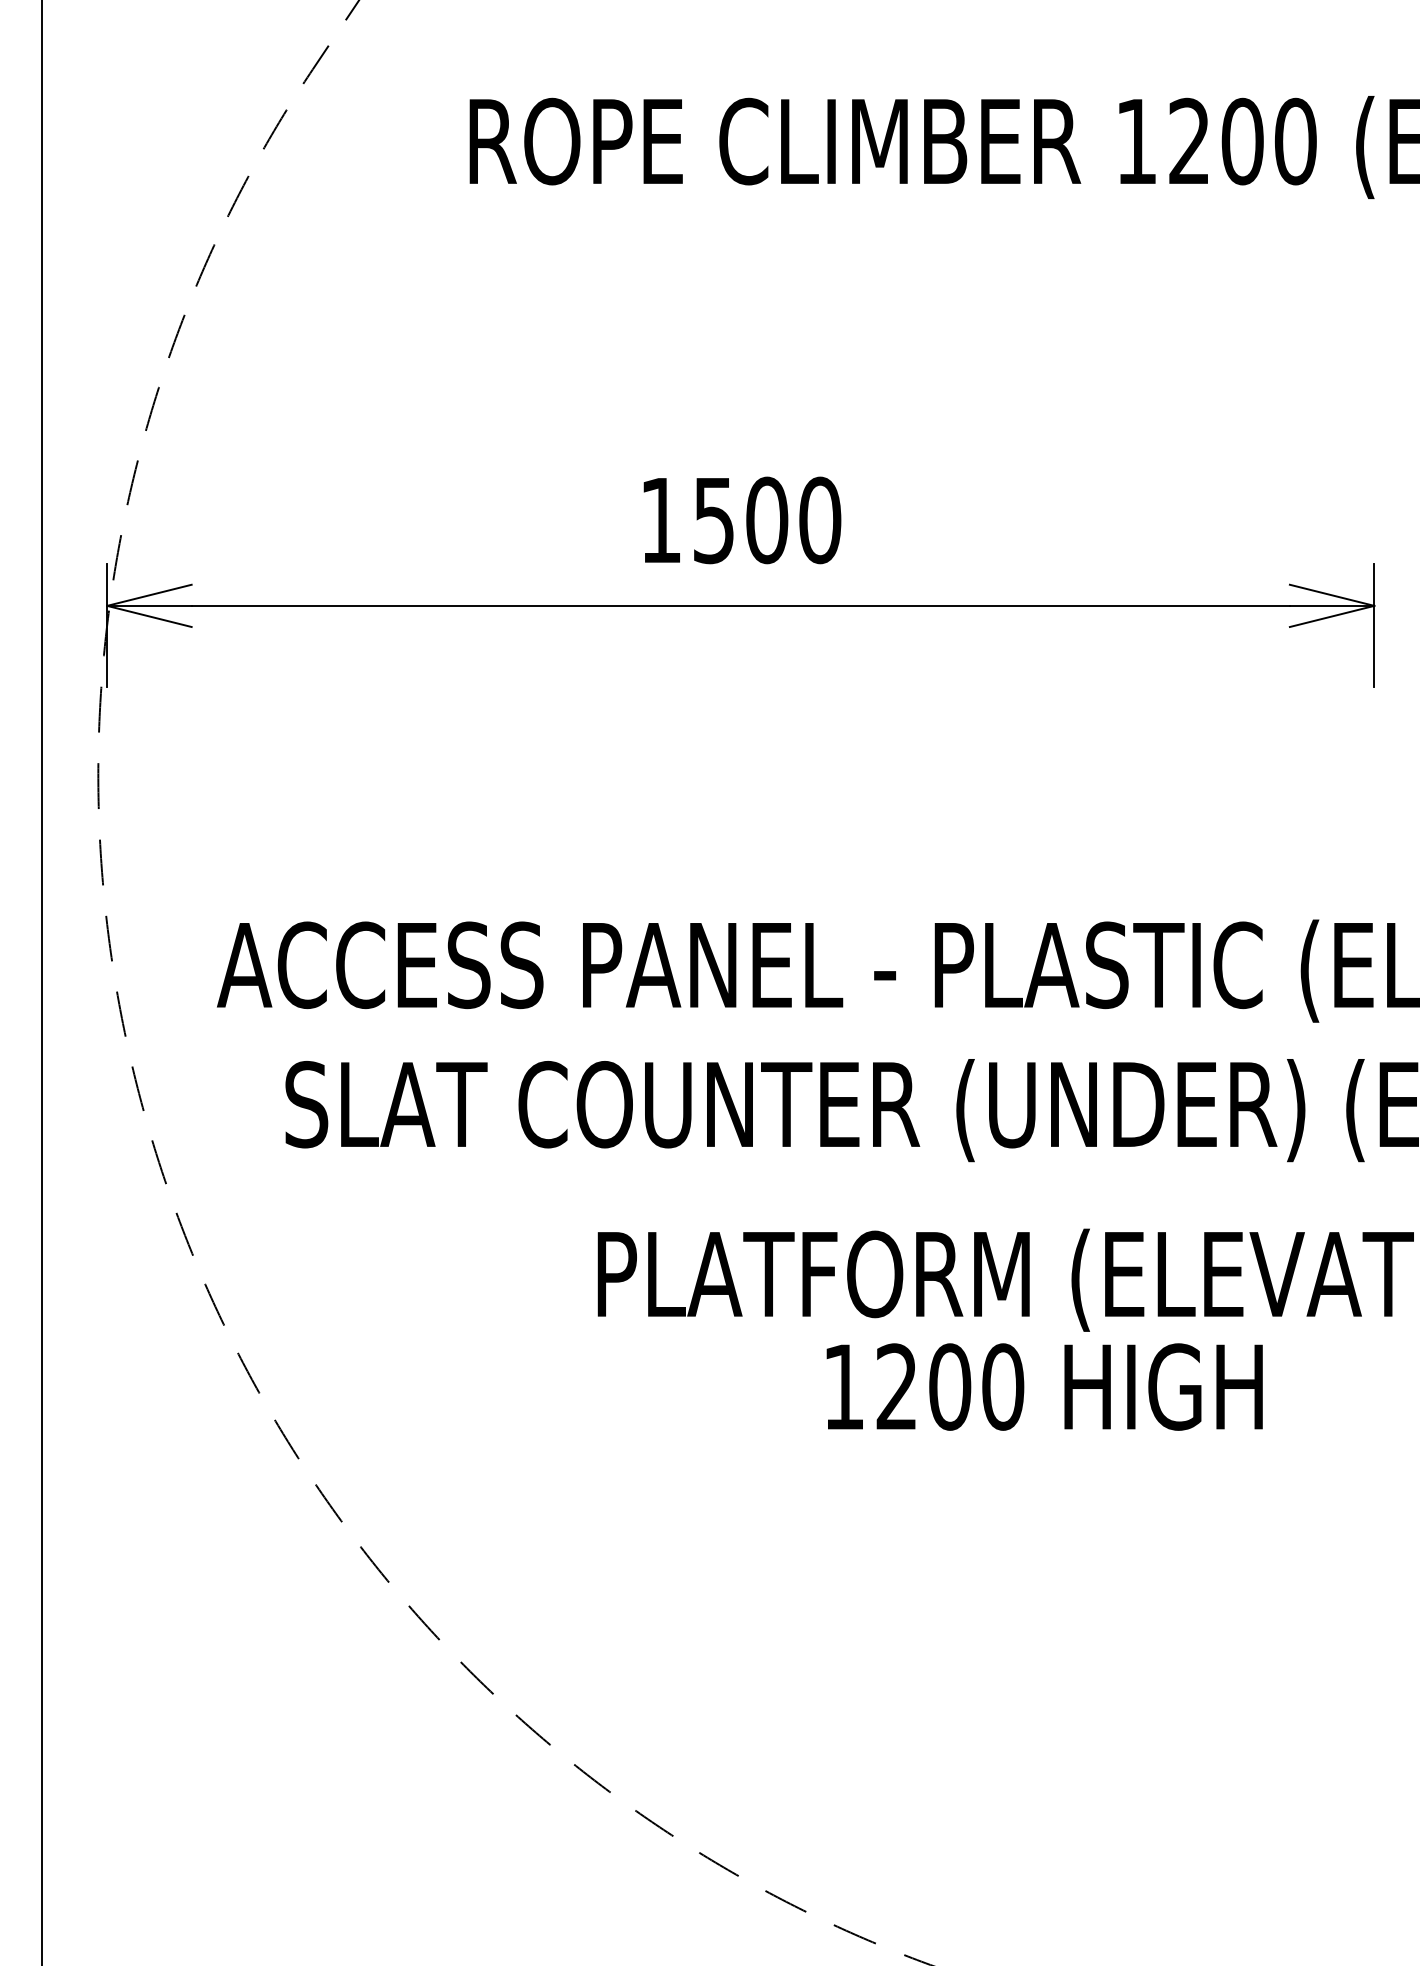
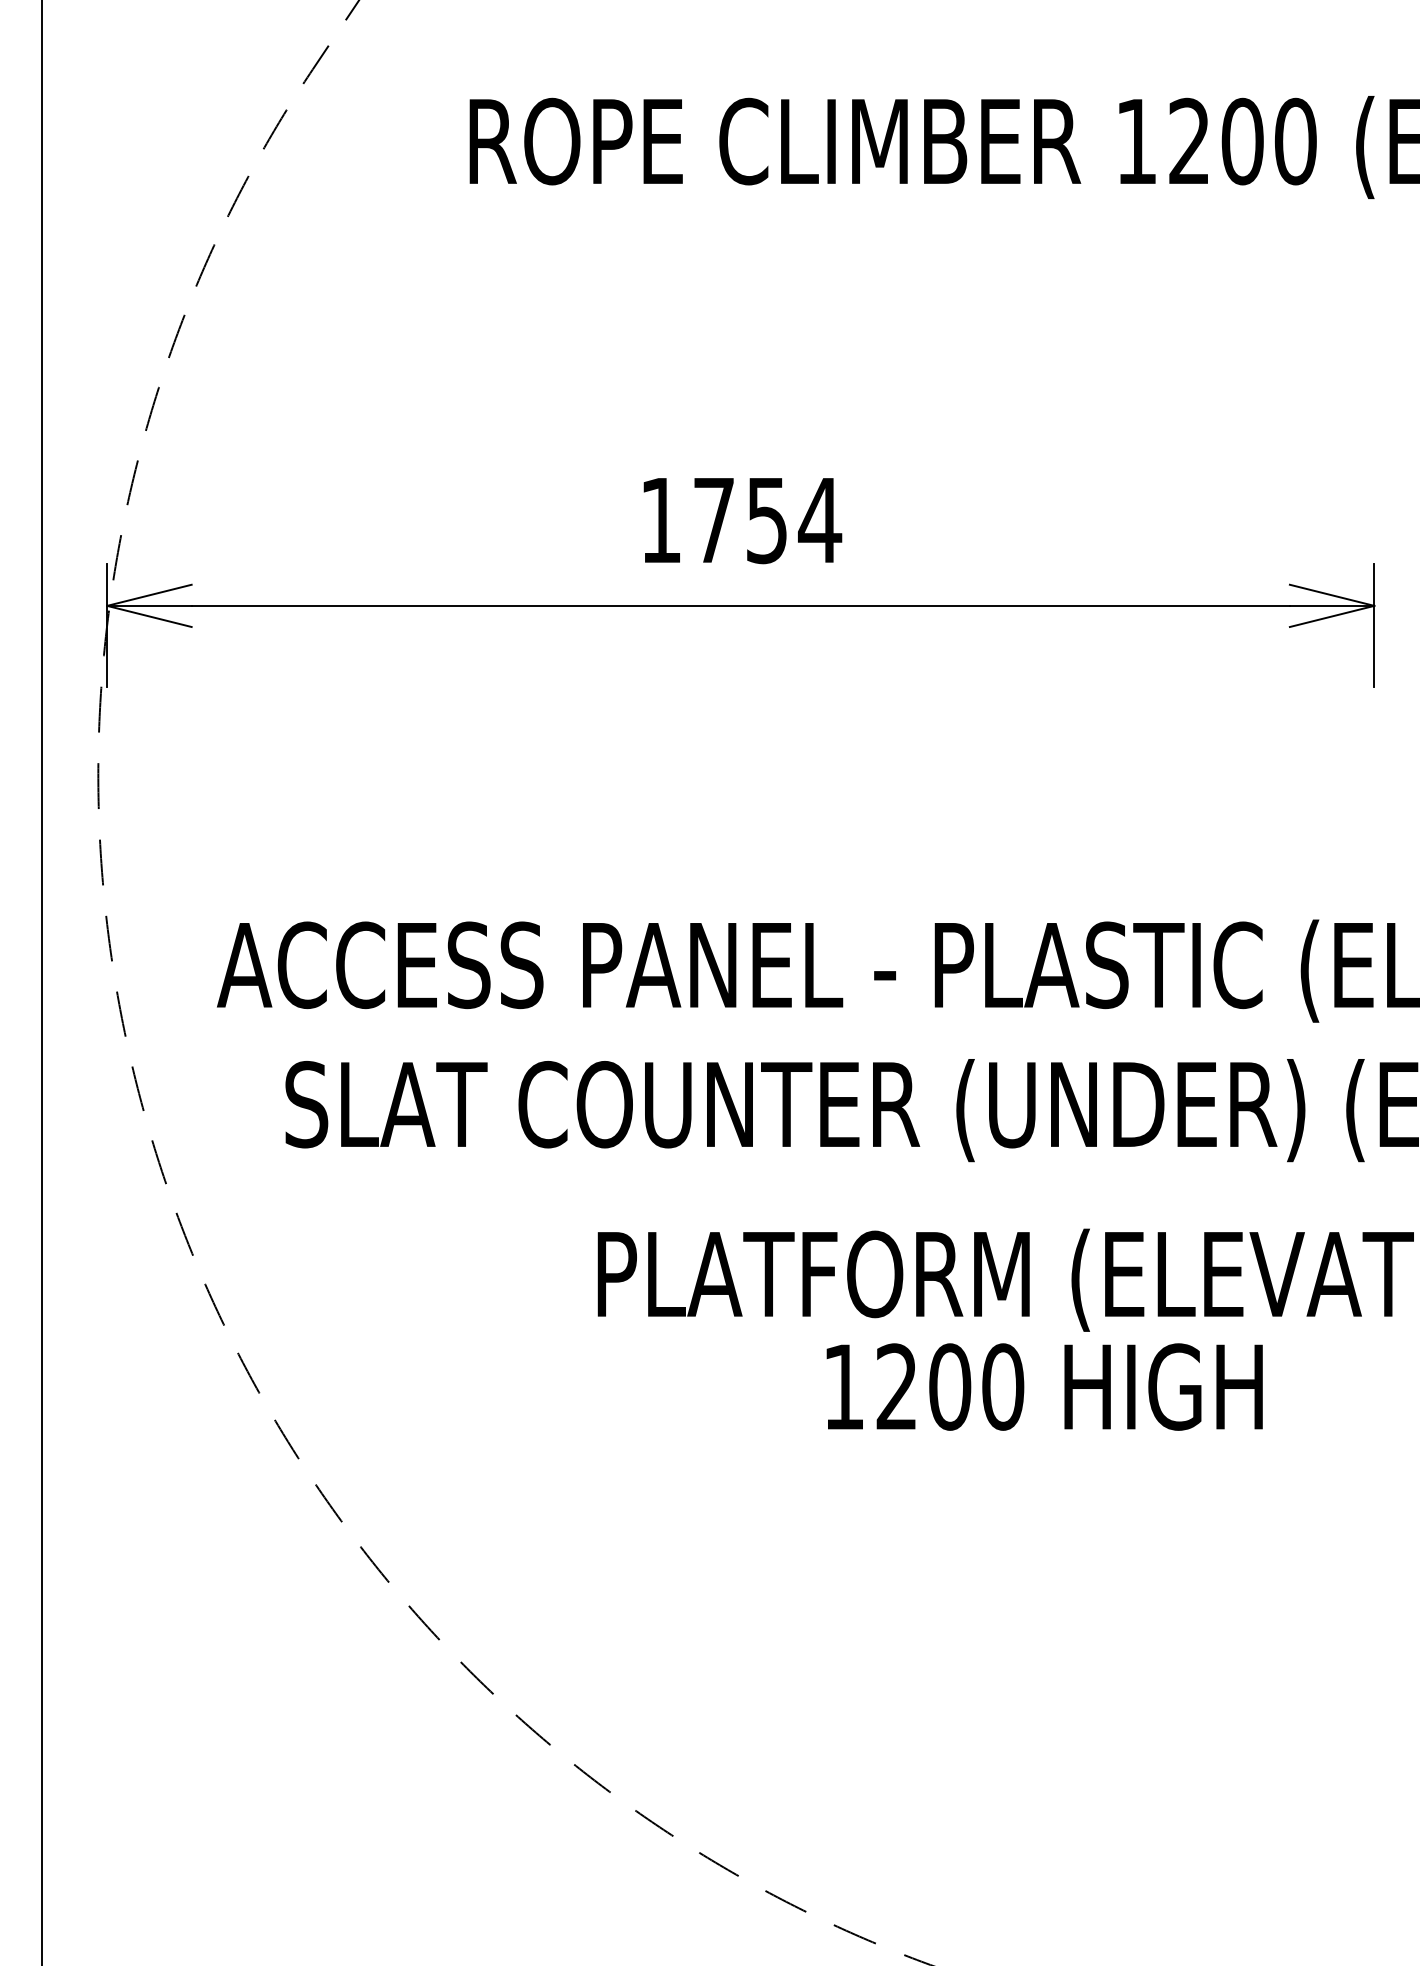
text: 1500 -> 1754 (768, 520)
